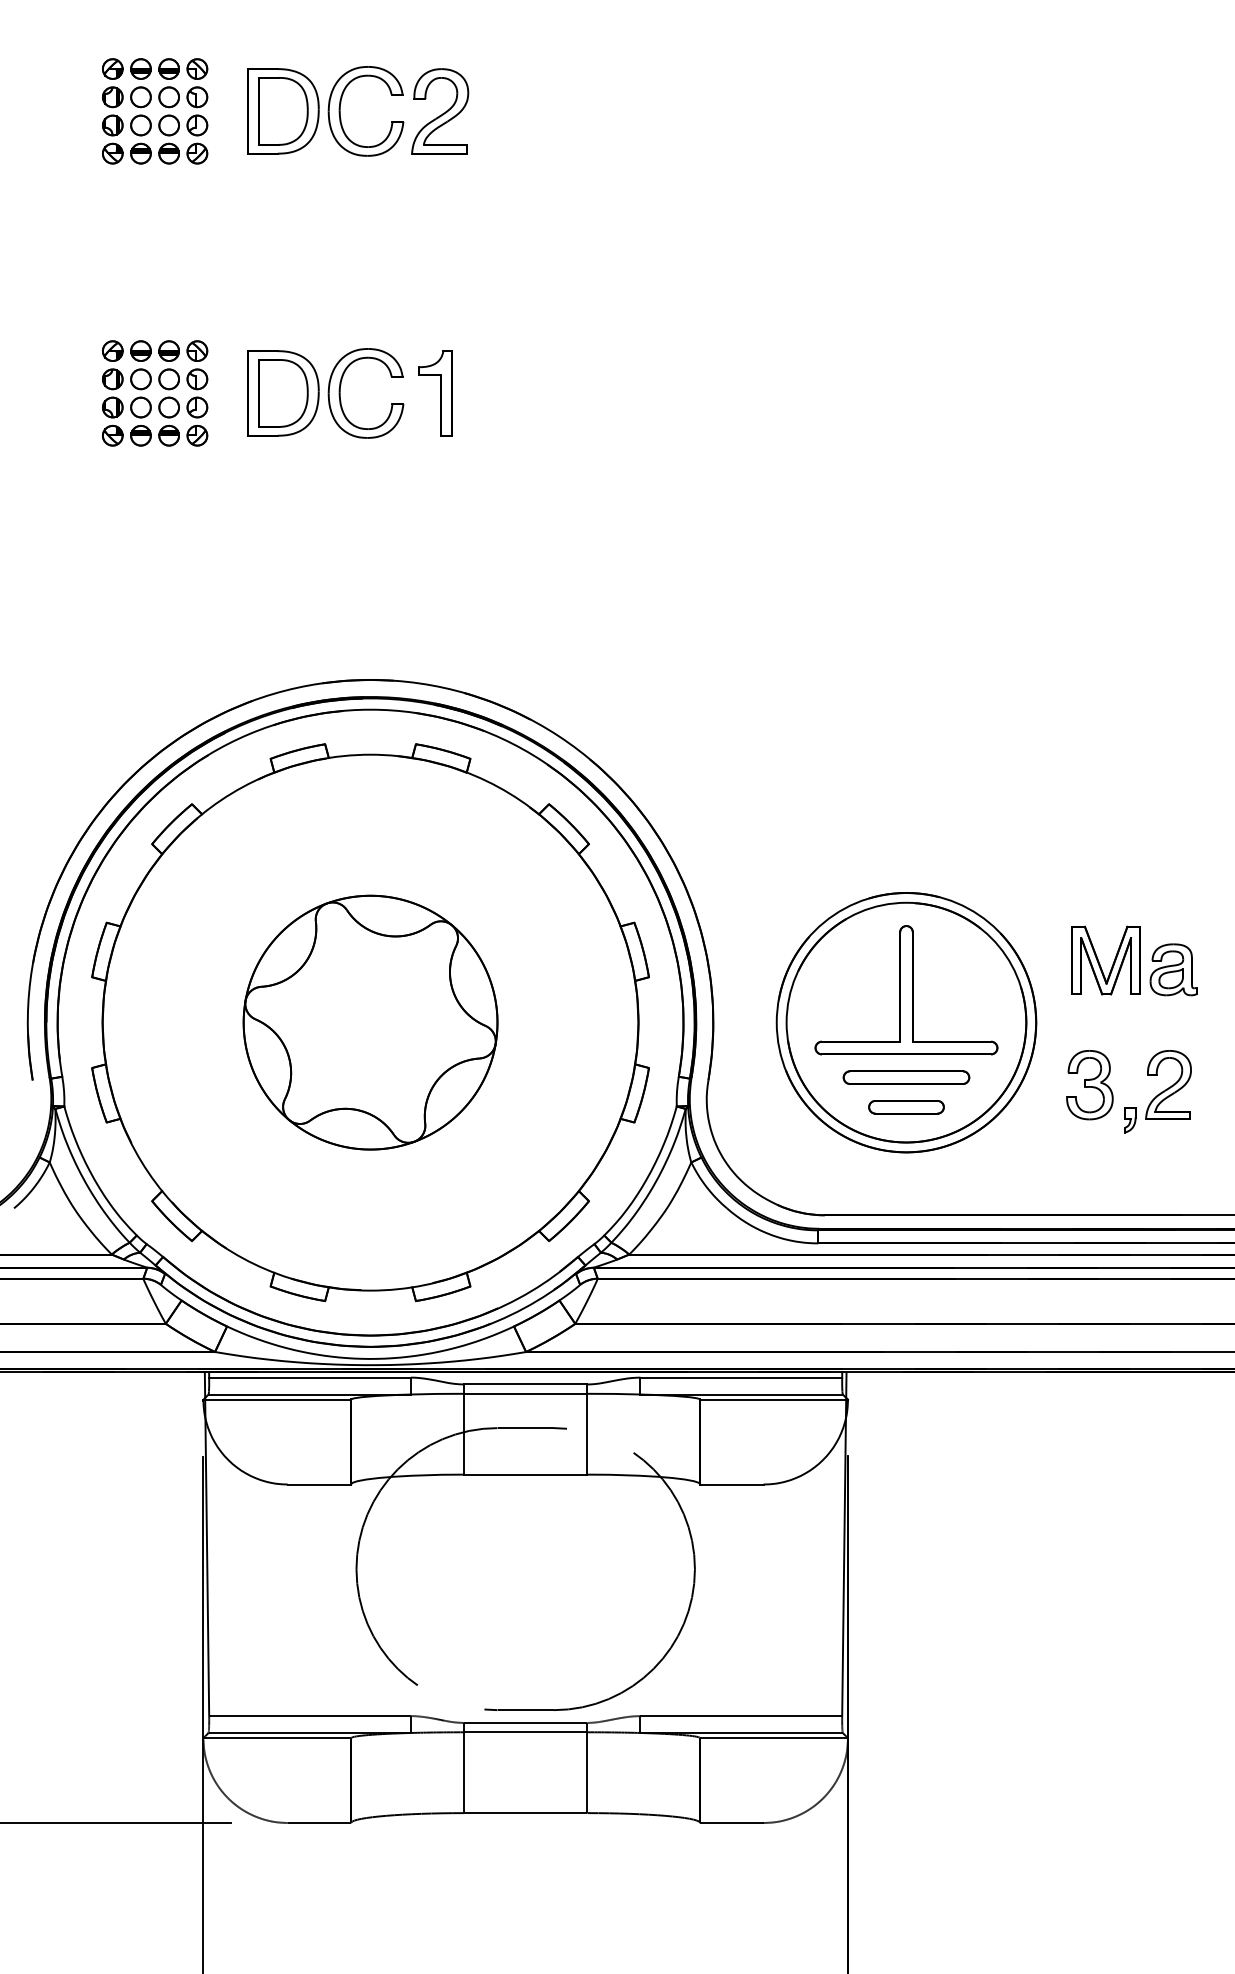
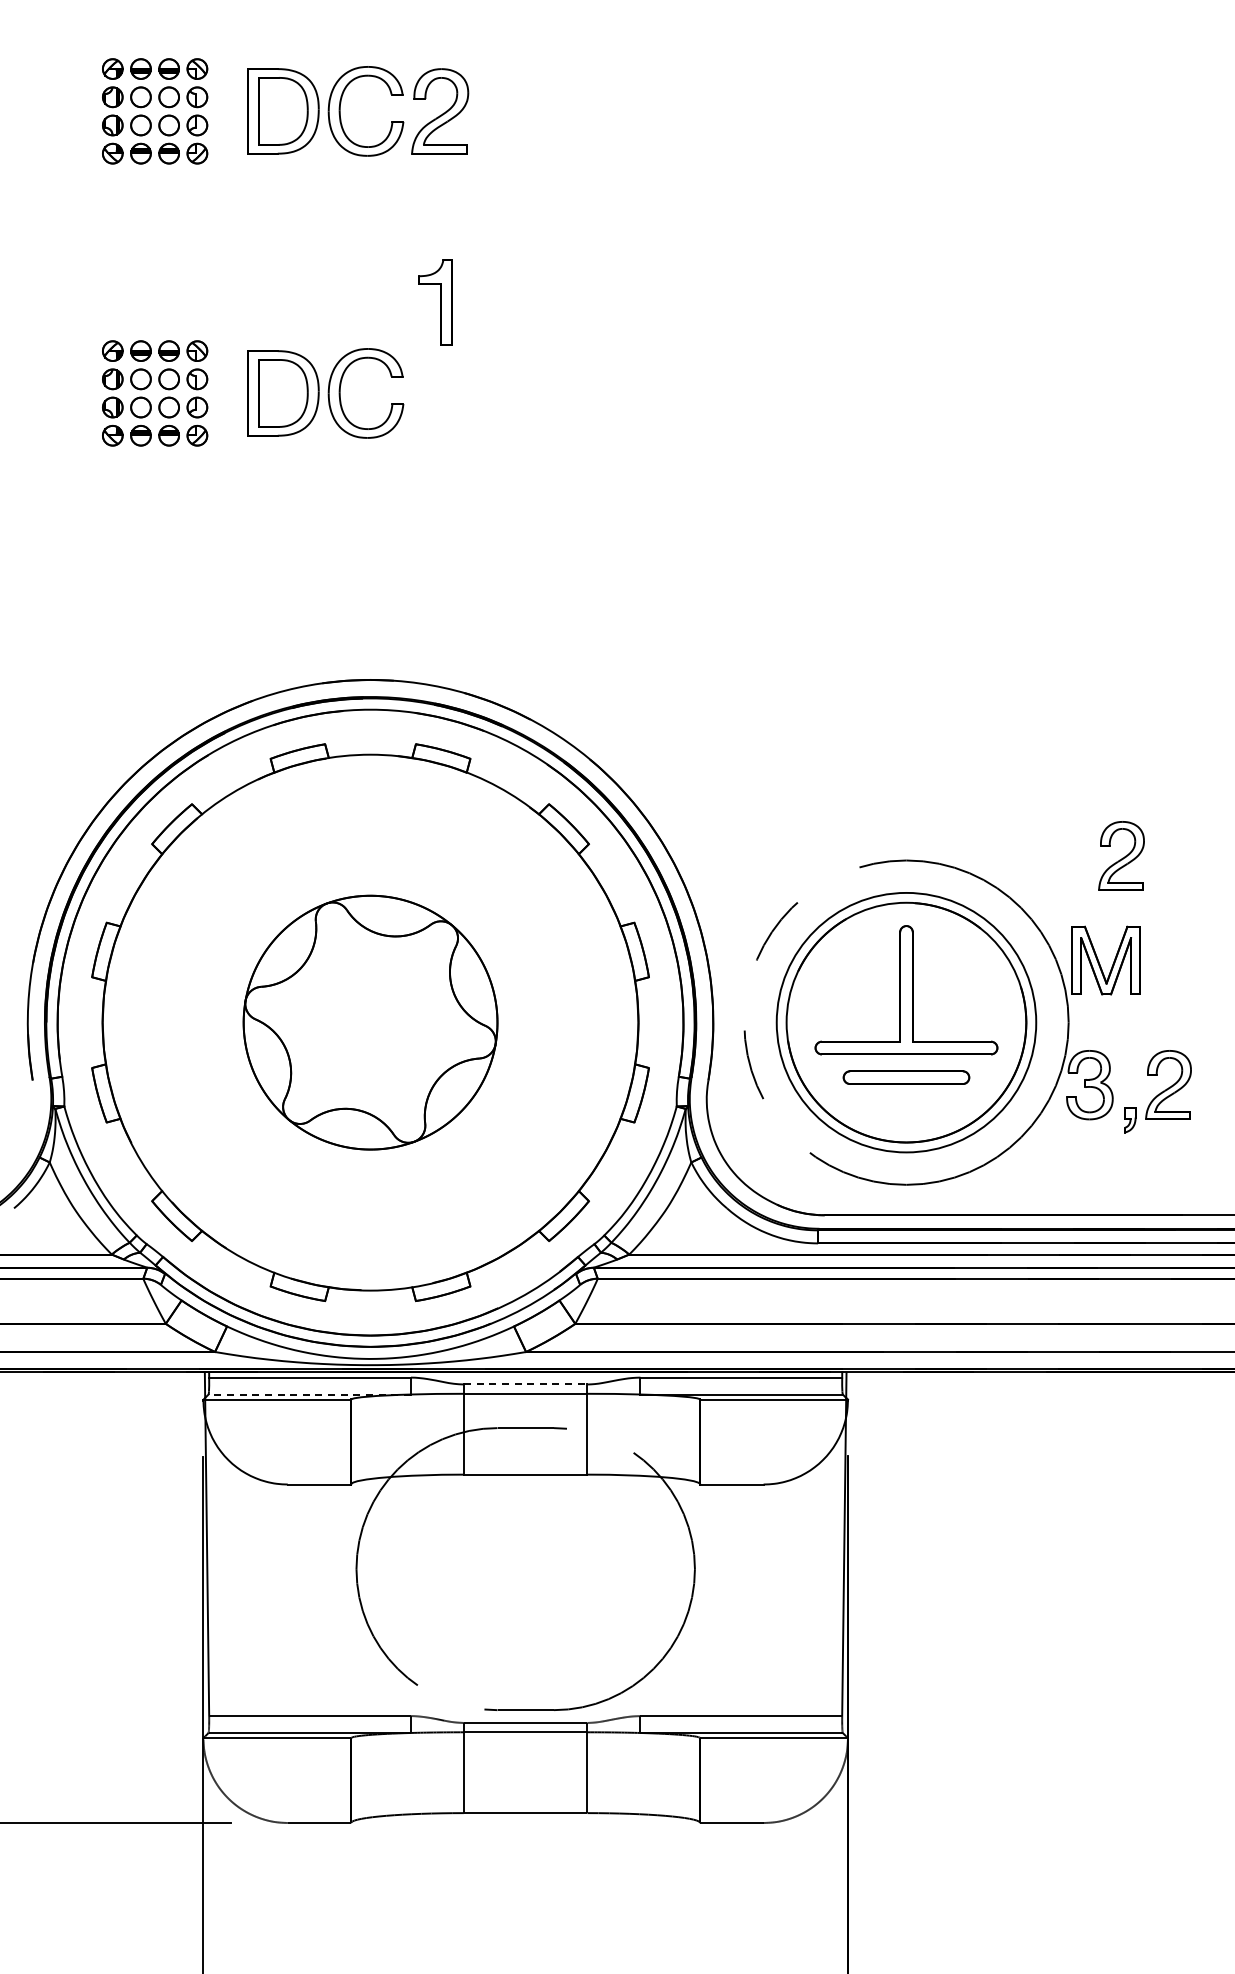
part position: (435, 393) -> (435, 302) (435, 302)
part: none -> present (1121, 855)
part: present -> none (1173, 969)
circle diameter: 259 px -> 324 px (906, 1022)
part: present -> none (906, 1107)
line: solid -> dashed (525, 1384)
line: solid -> dashed (309, 1394)
